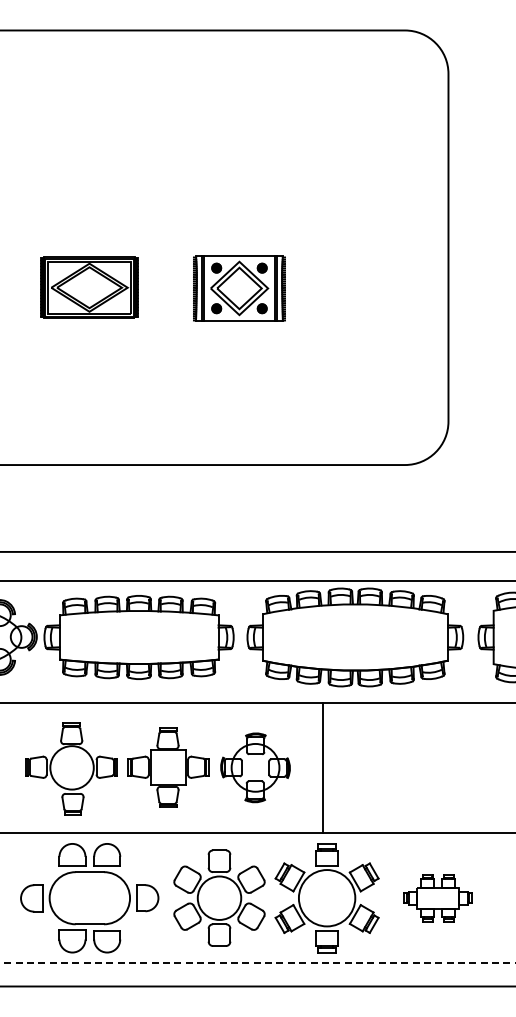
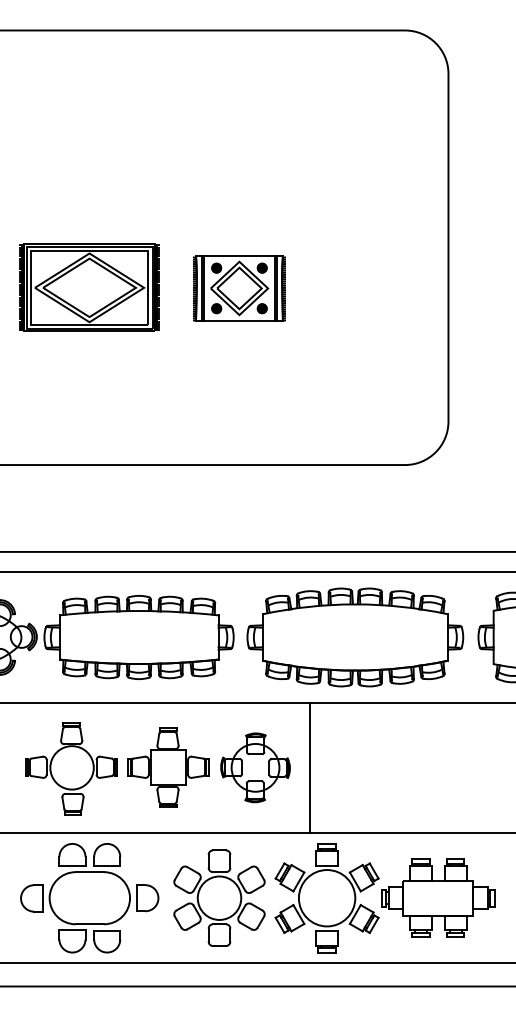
part size: 99x63 px -> 141x89 px (89, 287)
line position: (257, 581) -> (257, 572) (257, 572)
line position: (322, 767) -> (309, 767) (309, 767)
part size: 70x49 px -> 115x80 px (438, 897)
line: dashed -> solid (257, 963)
